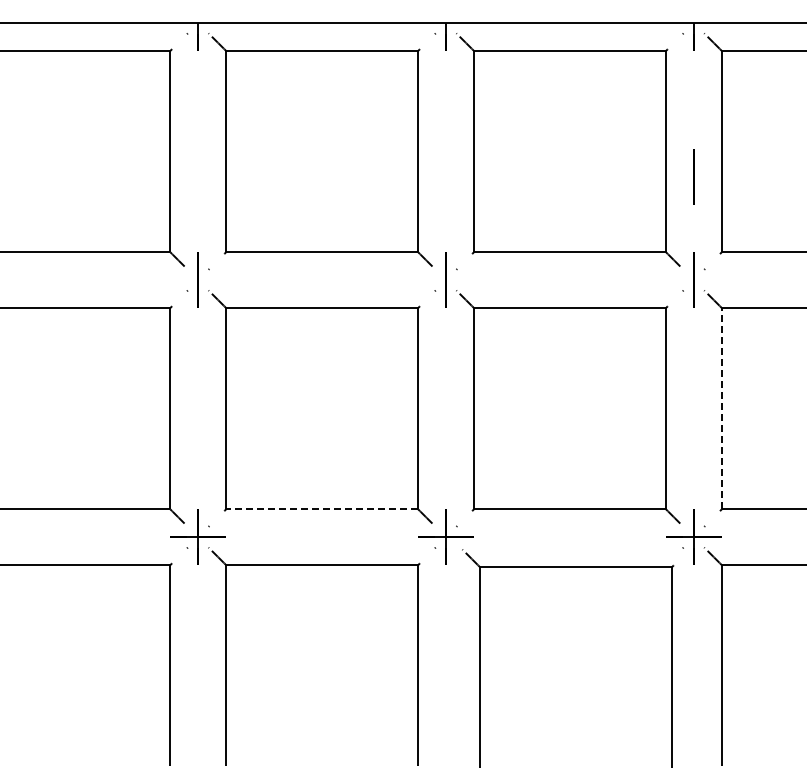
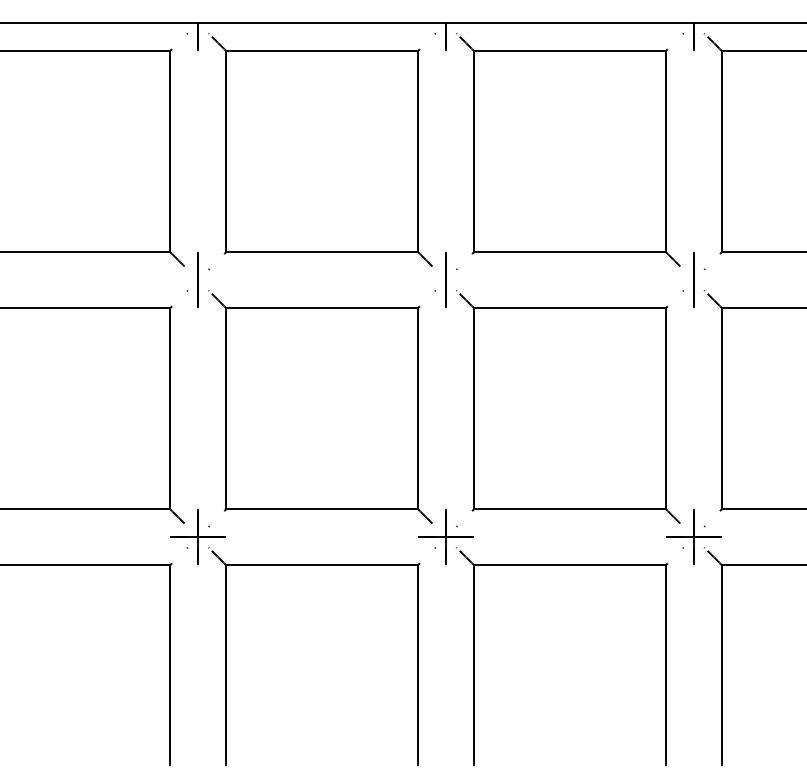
line: present -> none (693, 176)
line: dashed -> solid (722, 408)
line: dashed -> solid (322, 509)
part position: (480, 658) -> (474, 656) (474, 656)
